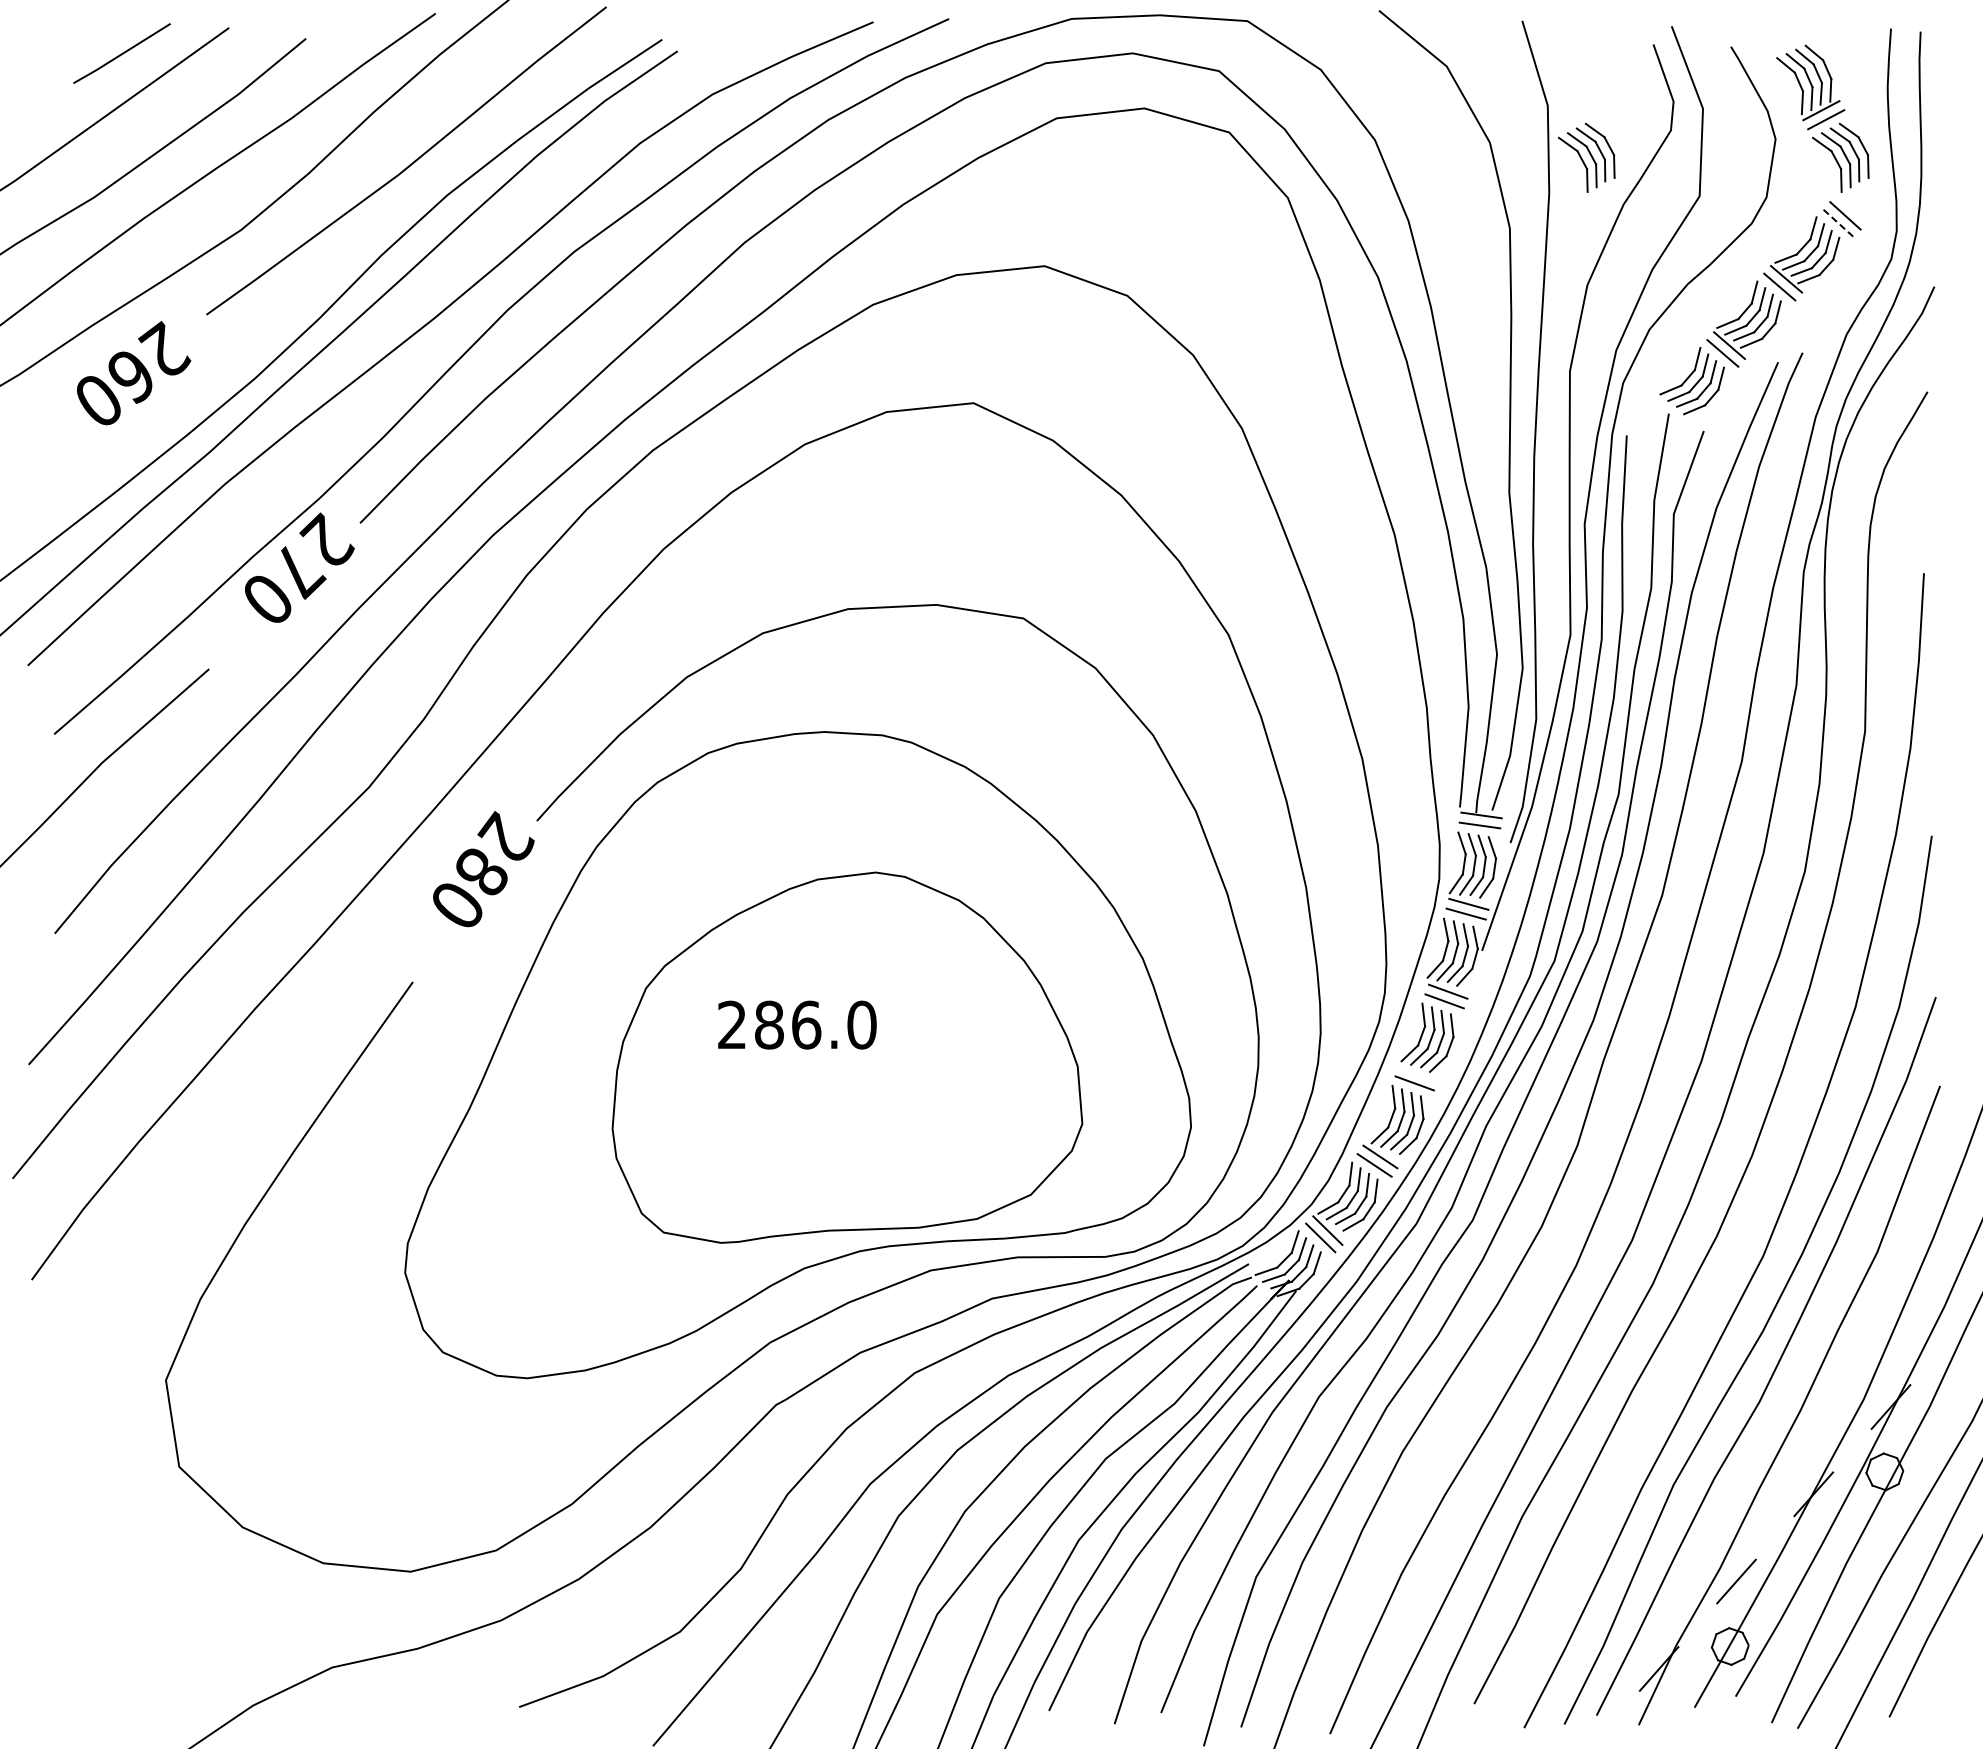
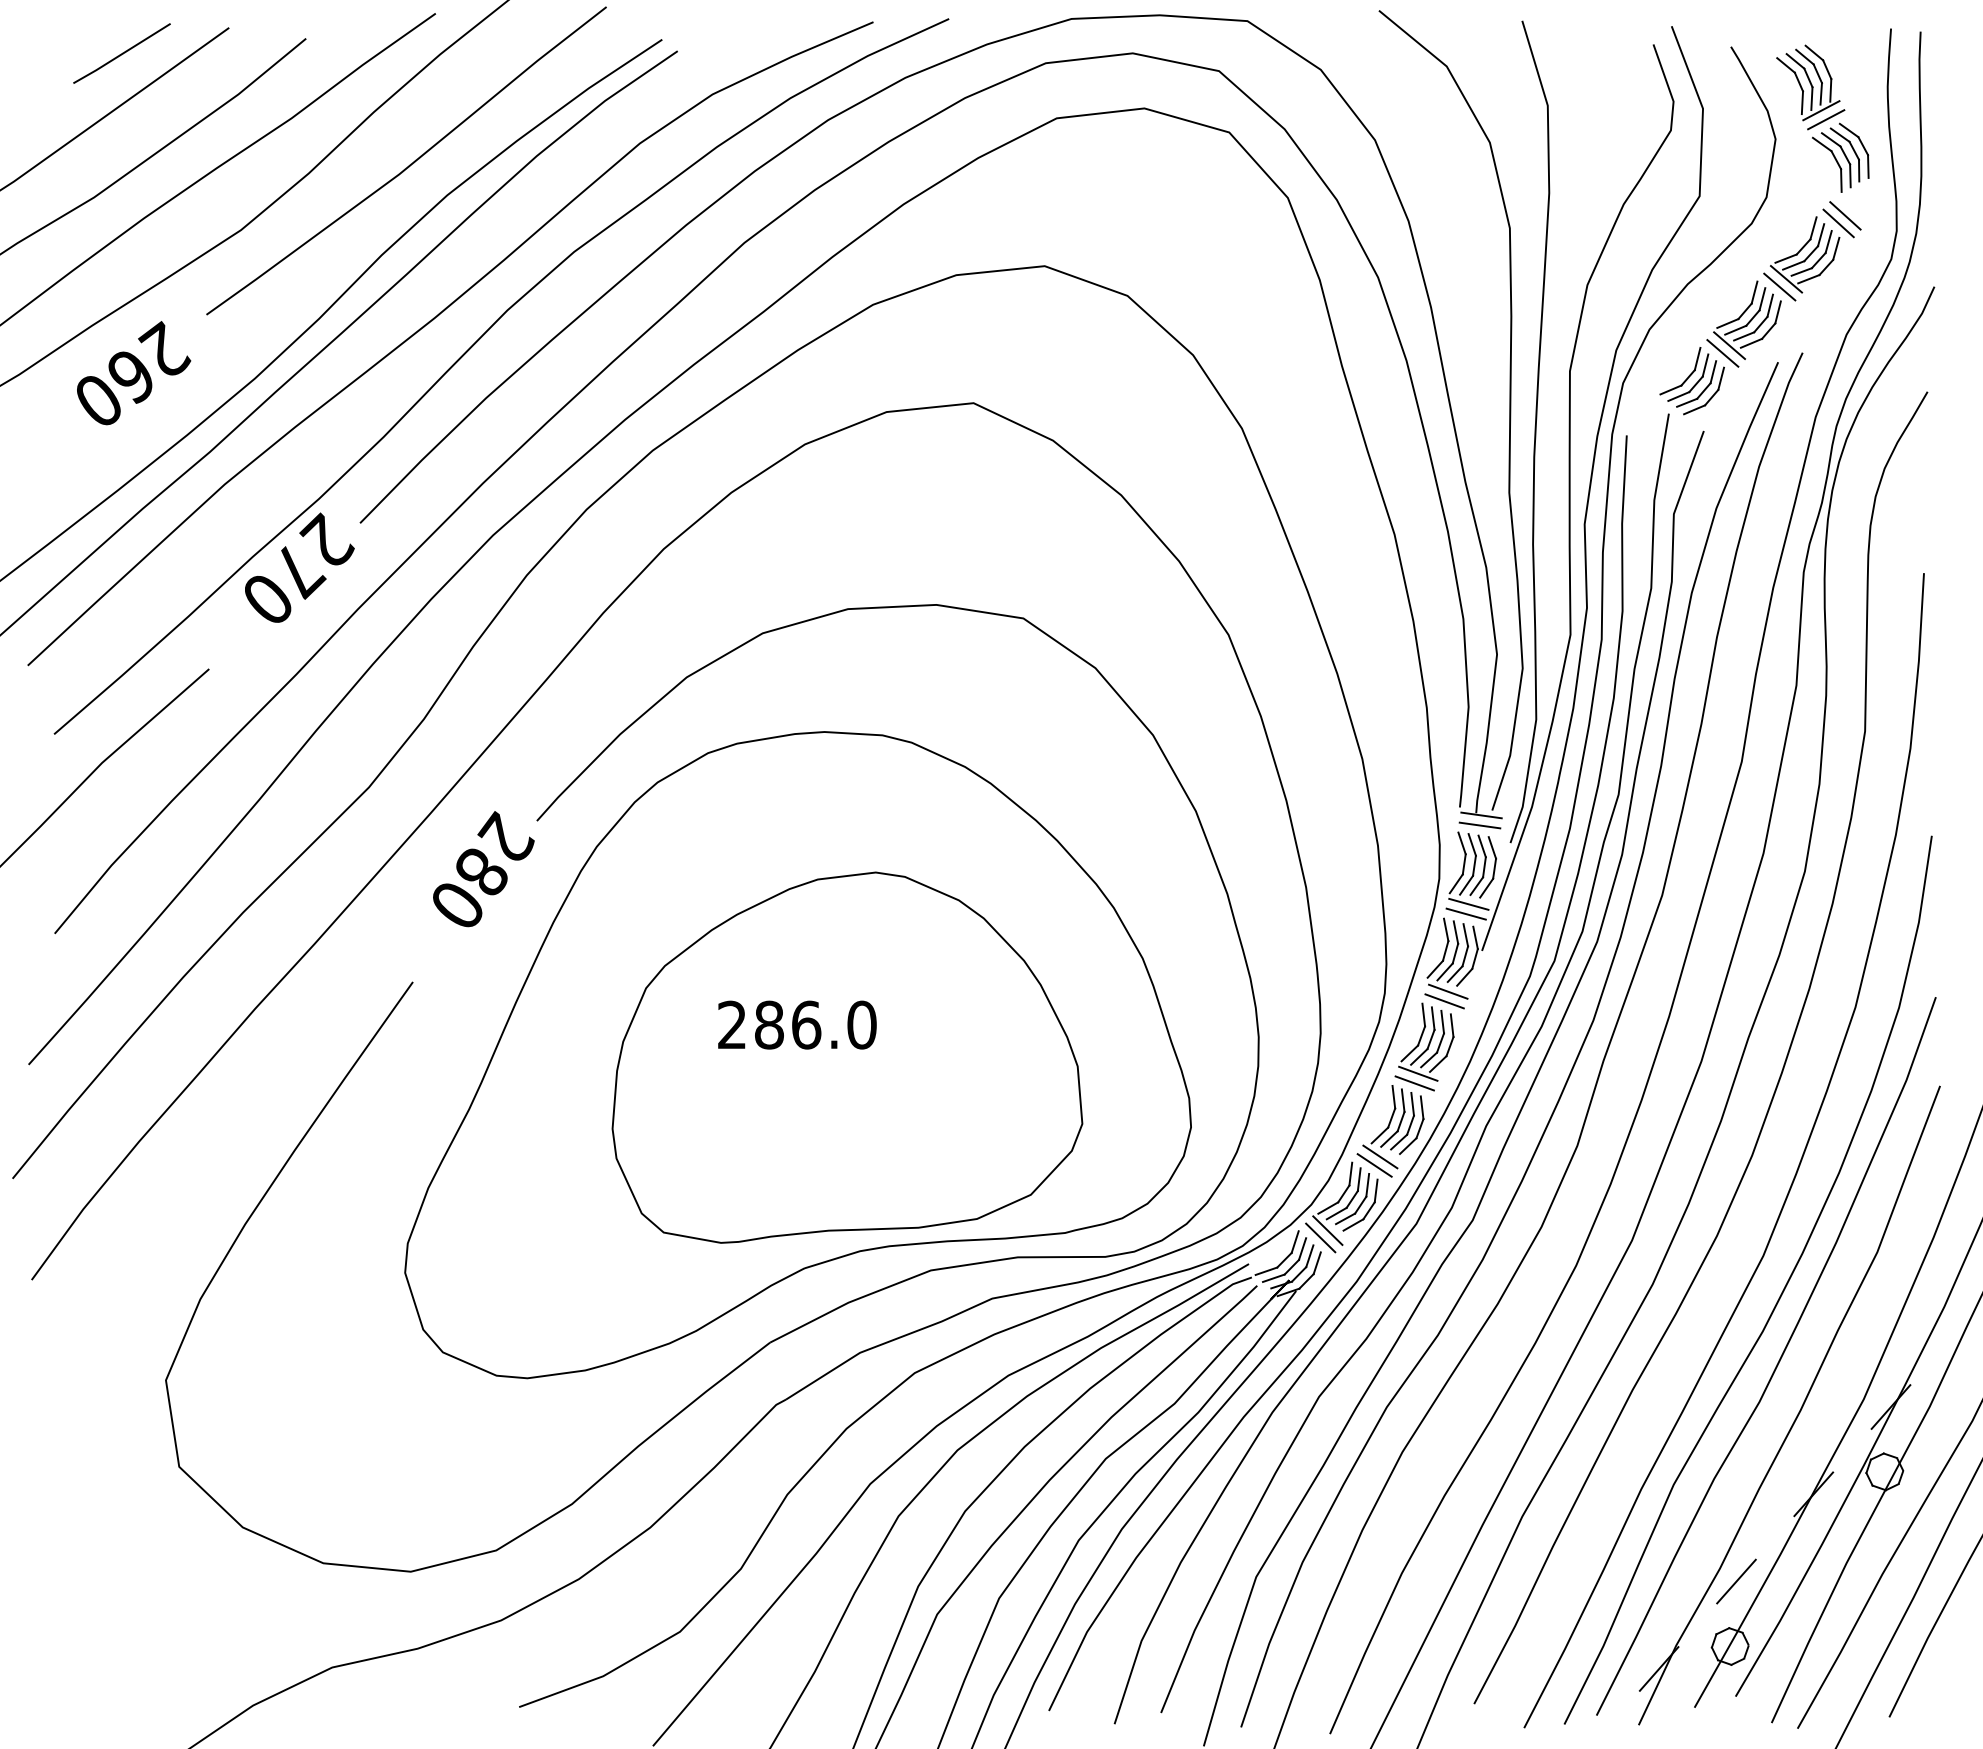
part: present -> none (1586, 157)
line: dashed -> solid (1839, 223)
line: none -> present (1418, 1073)
